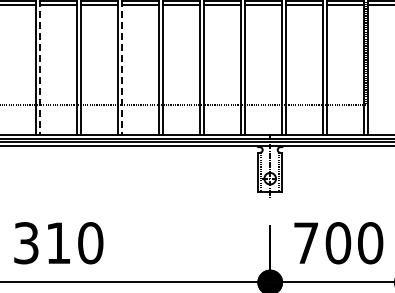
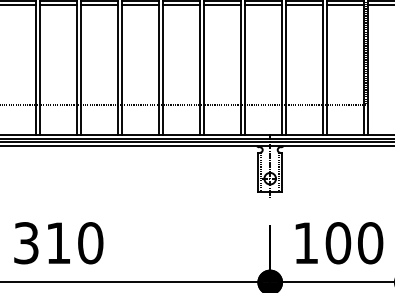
line: dashed -> solid (40, 68)
line: dashed -> solid (122, 68)
text: 700 -> 100 (306, 242)
